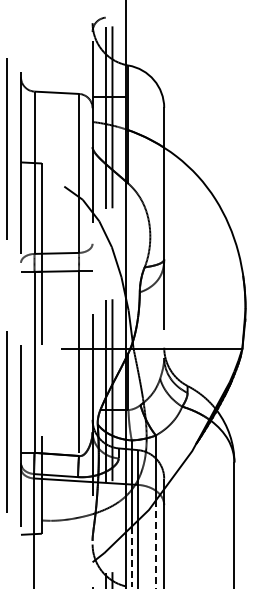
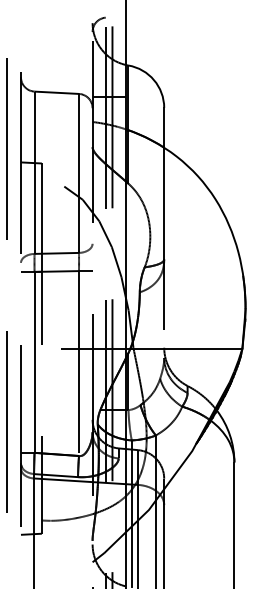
line: dashed -> solid (155, 545)
line: dashed -> solid (131, 557)
